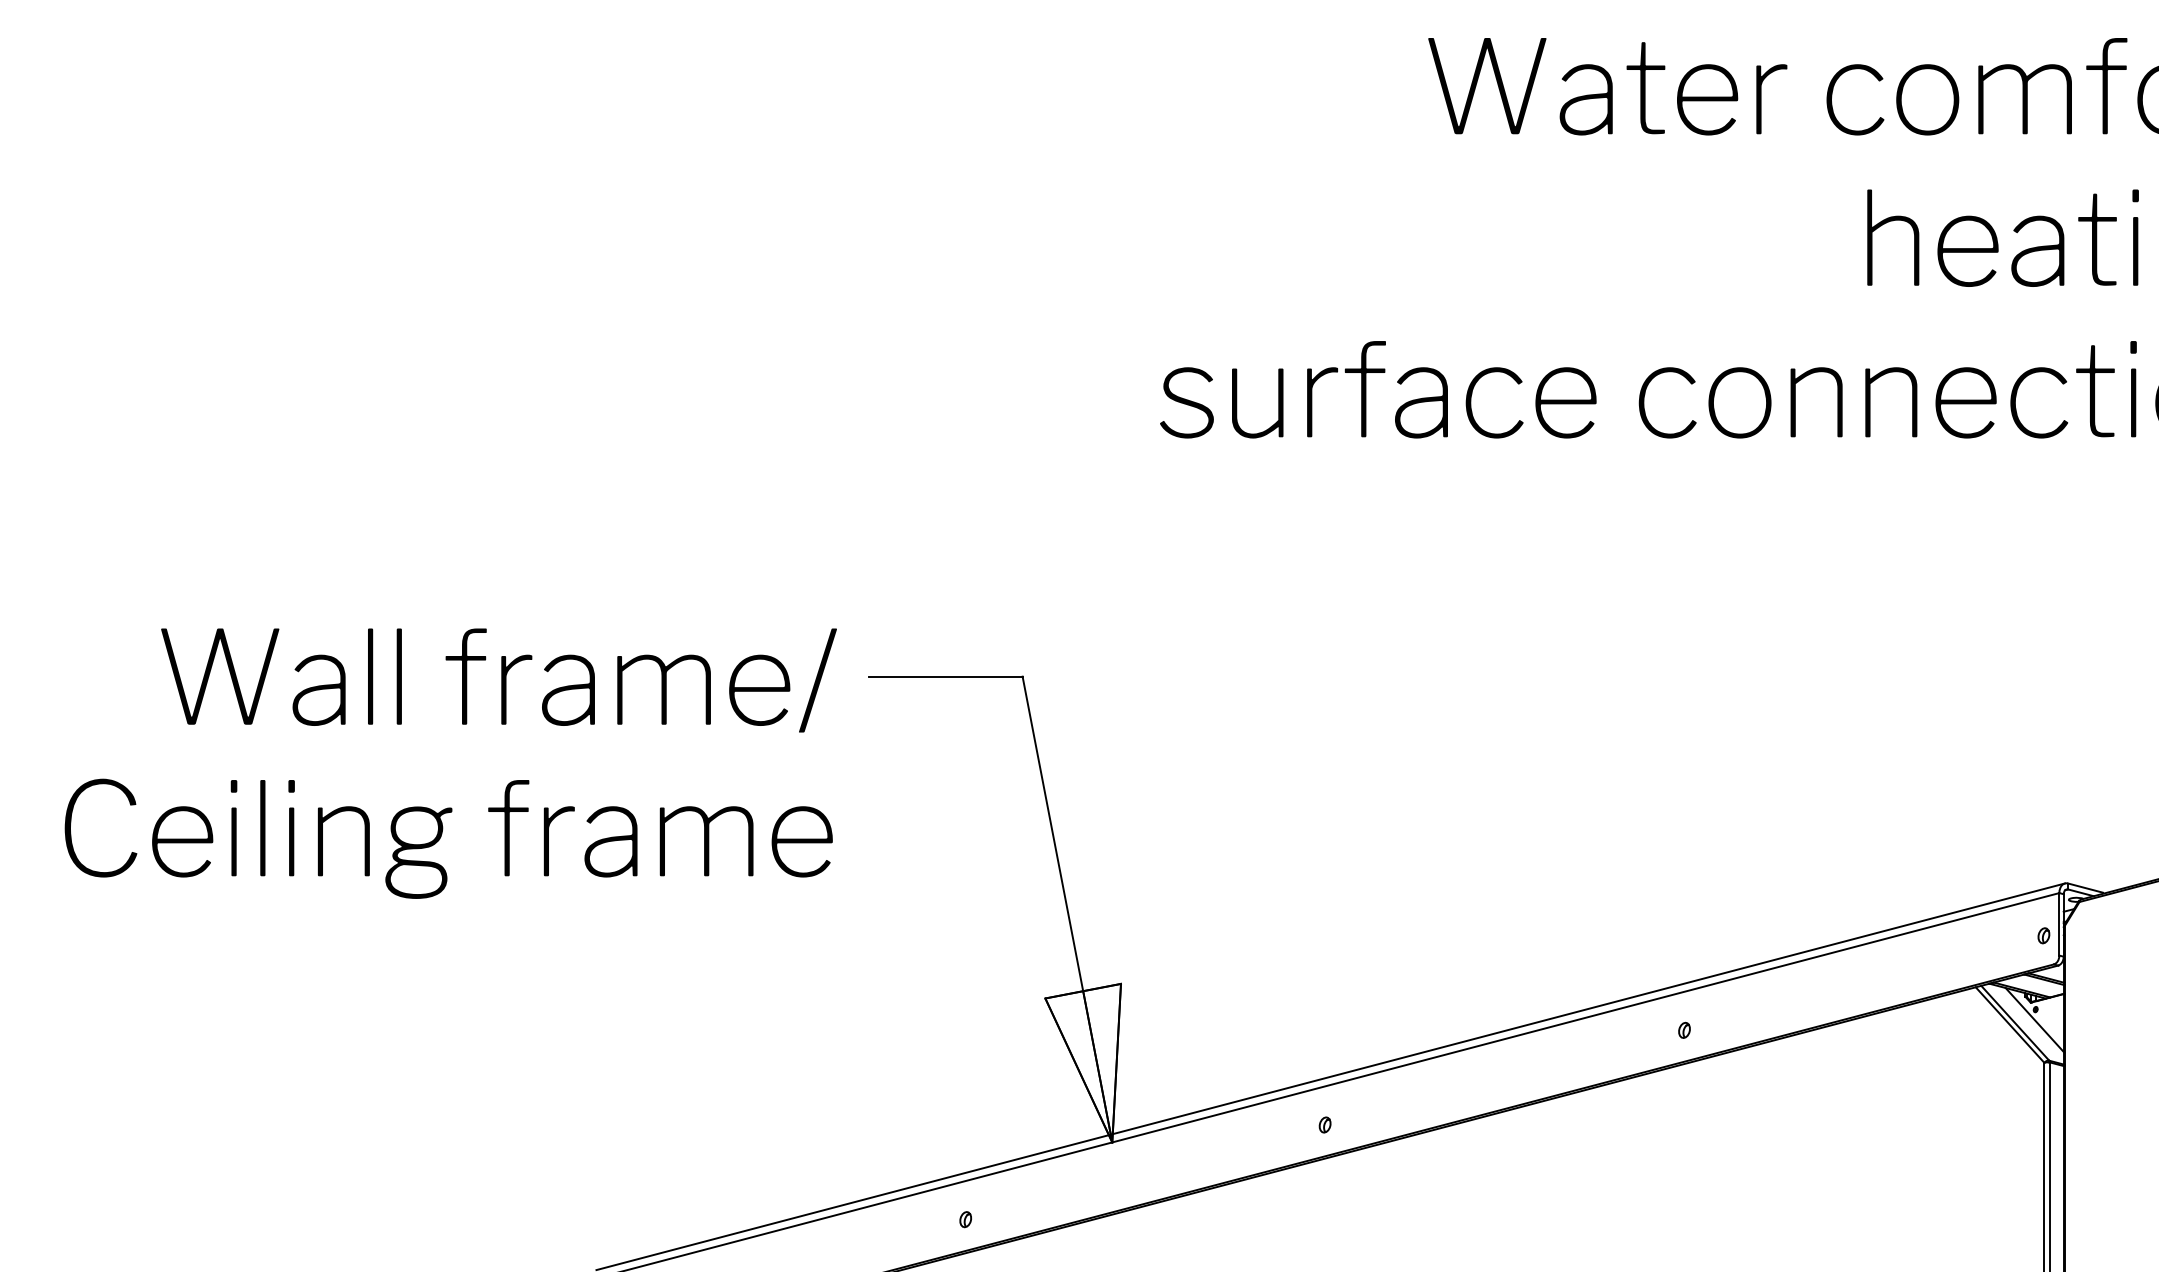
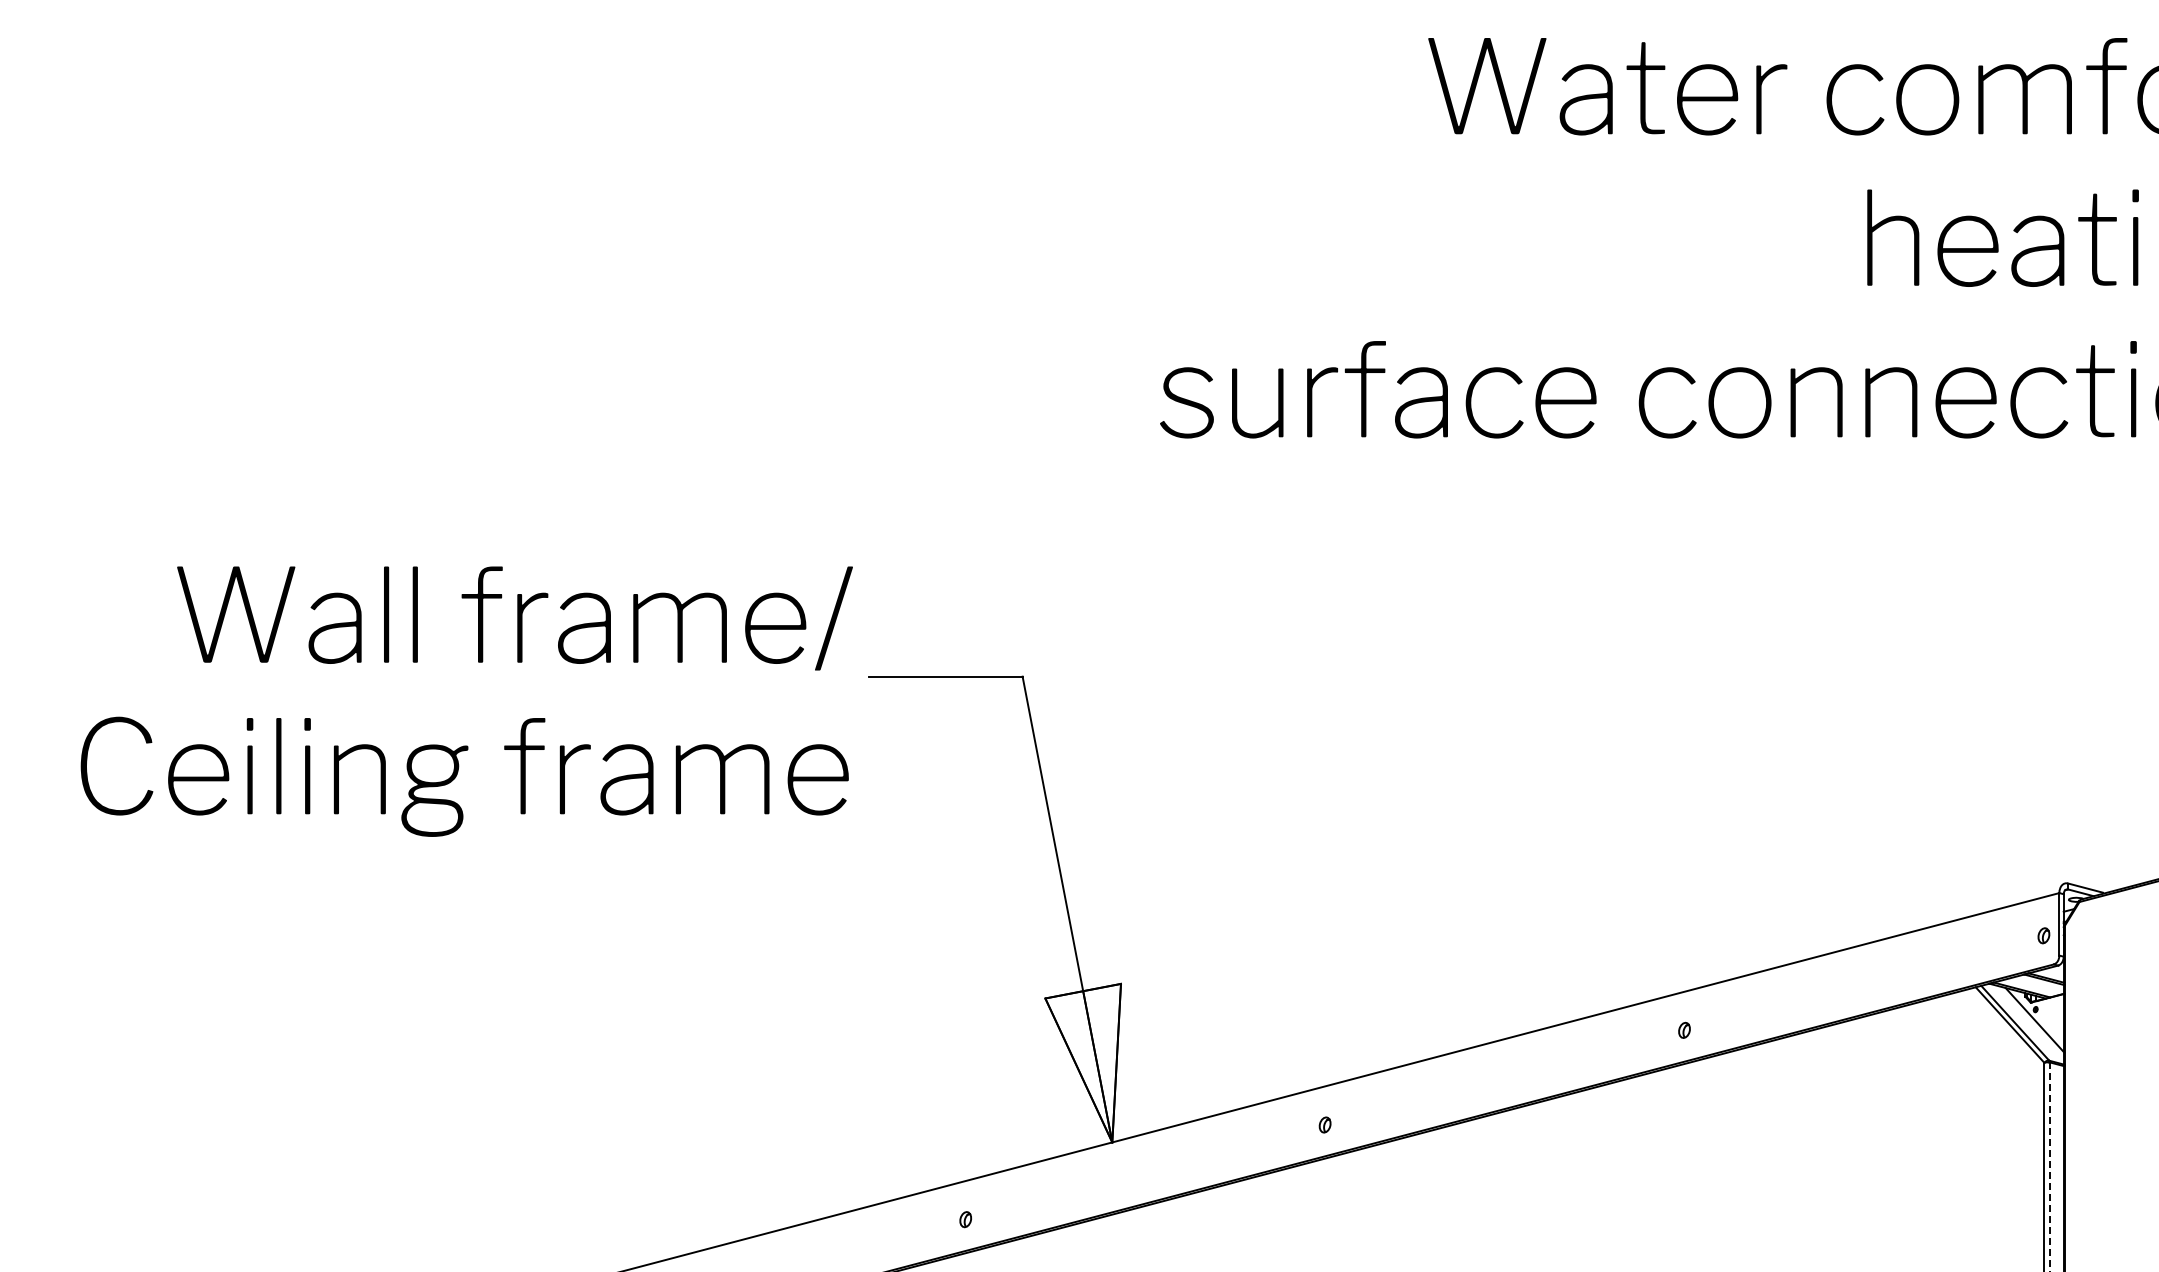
text position: (450, 763) -> (466, 701) (466, 701)
line: present -> none (1332, 1075)
line: solid -> dashed (2049, 1167)
